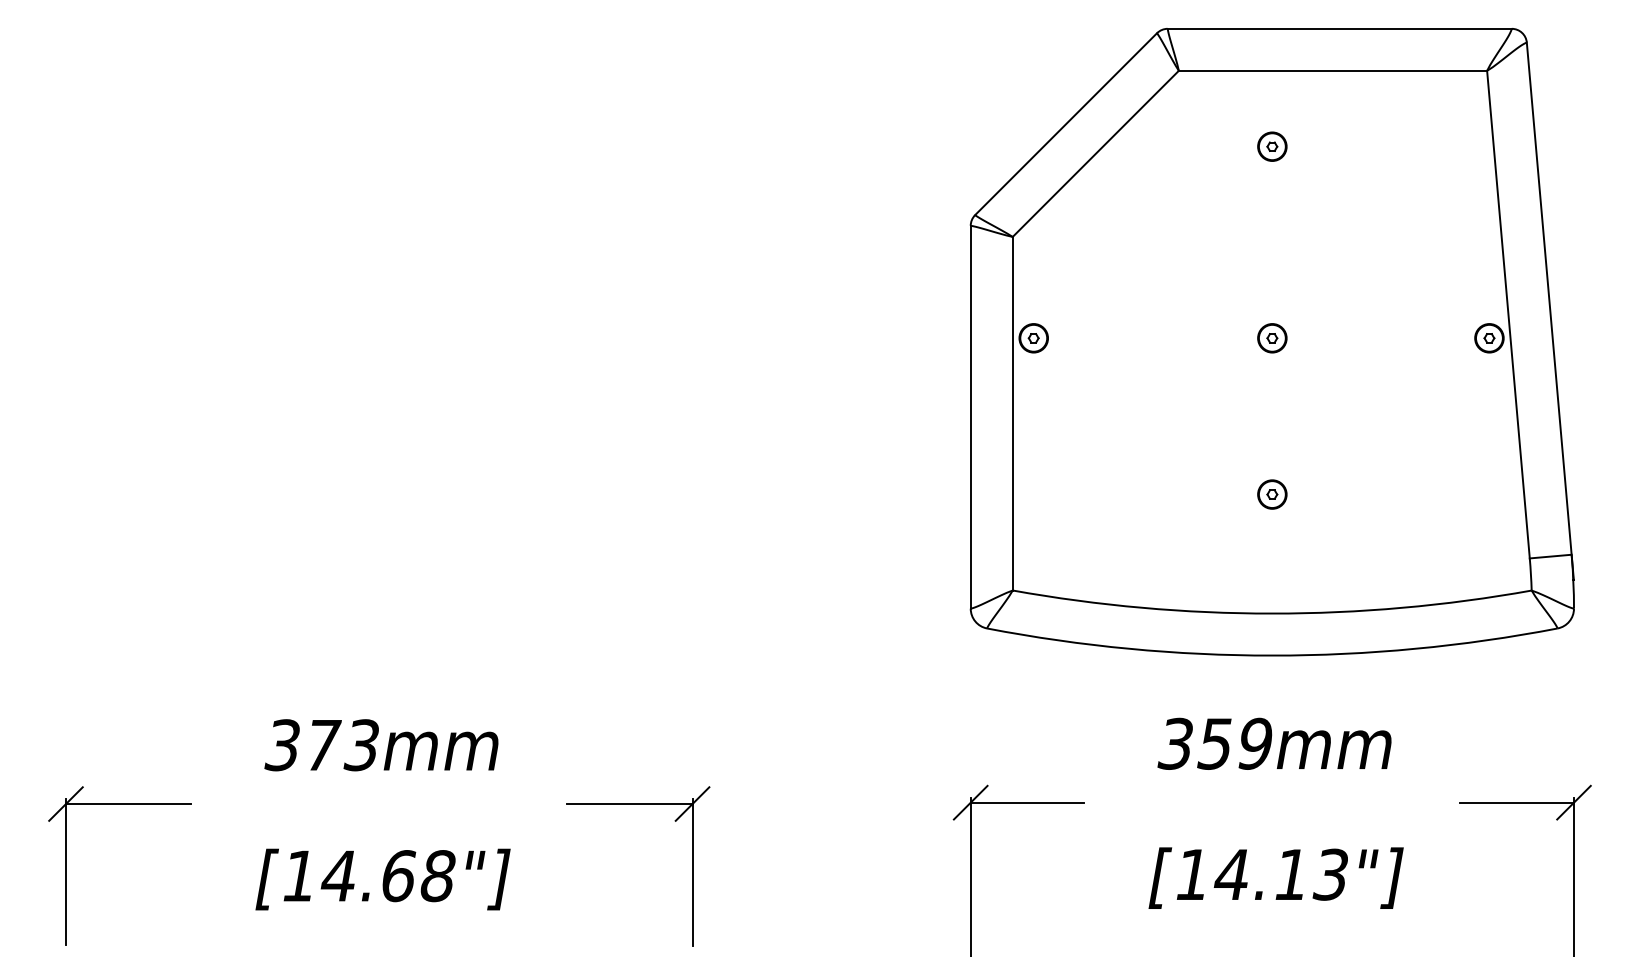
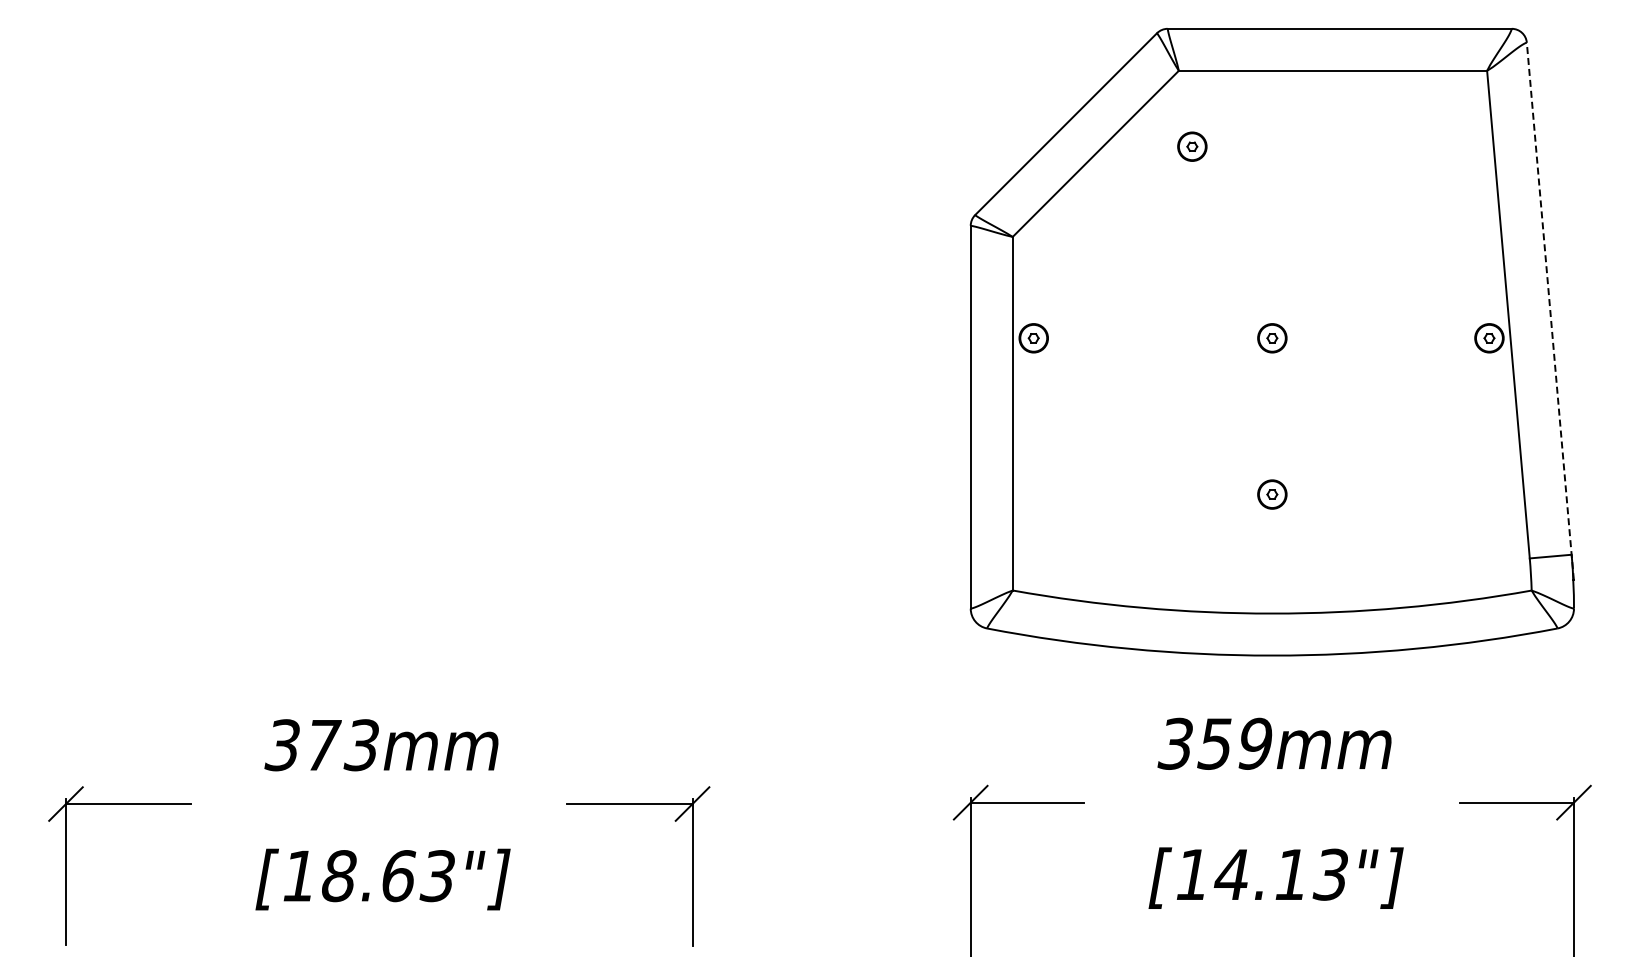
part position: (1272, 146) -> (1192, 146) (1192, 146)
line: solid -> dashed (1550, 311)
text: [14.68"] -> [18.63"] (387, 876)
